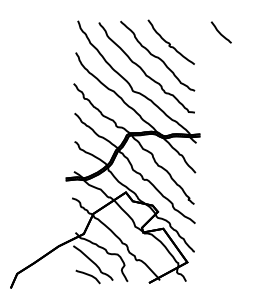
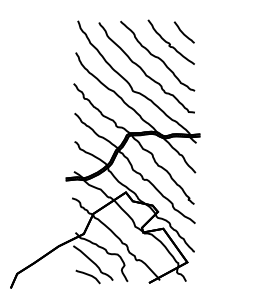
curve position: (220, 32) -> (183, 32) (183, 32)
